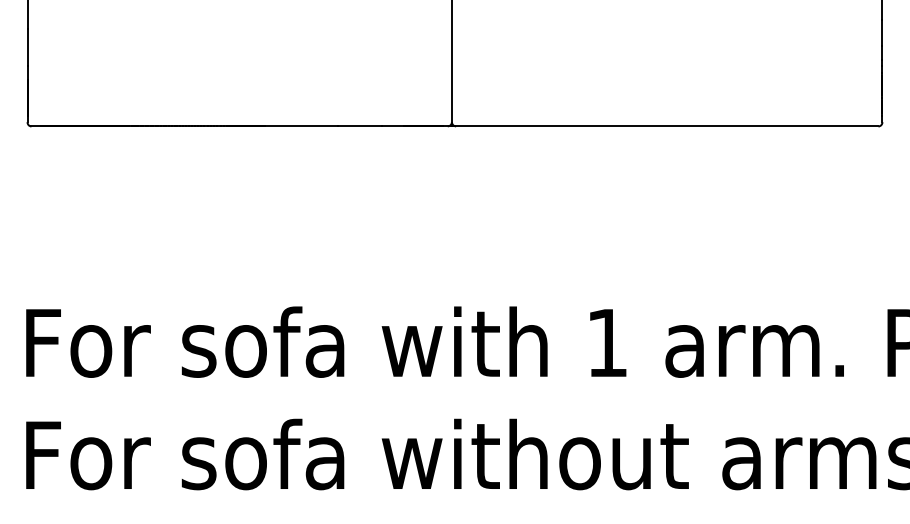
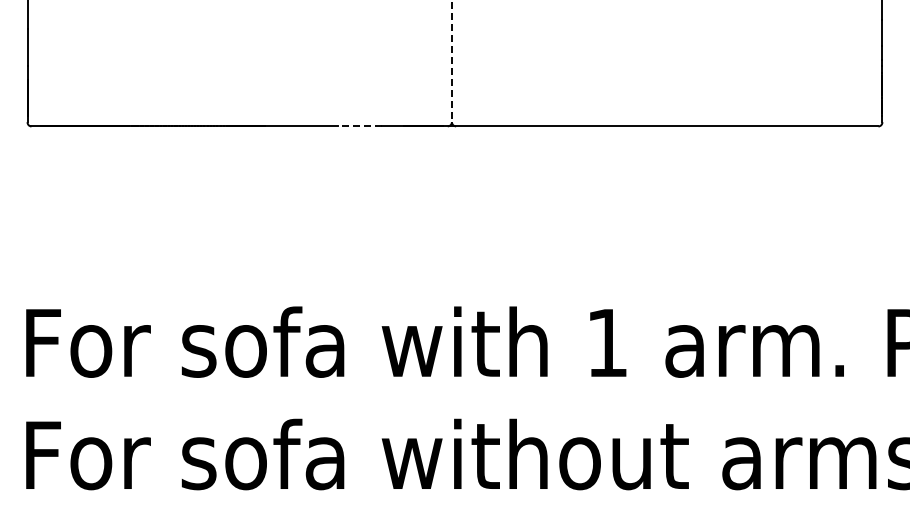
line: solid -> dashed (451, 63)
line: solid -> dashed (359, 126)
